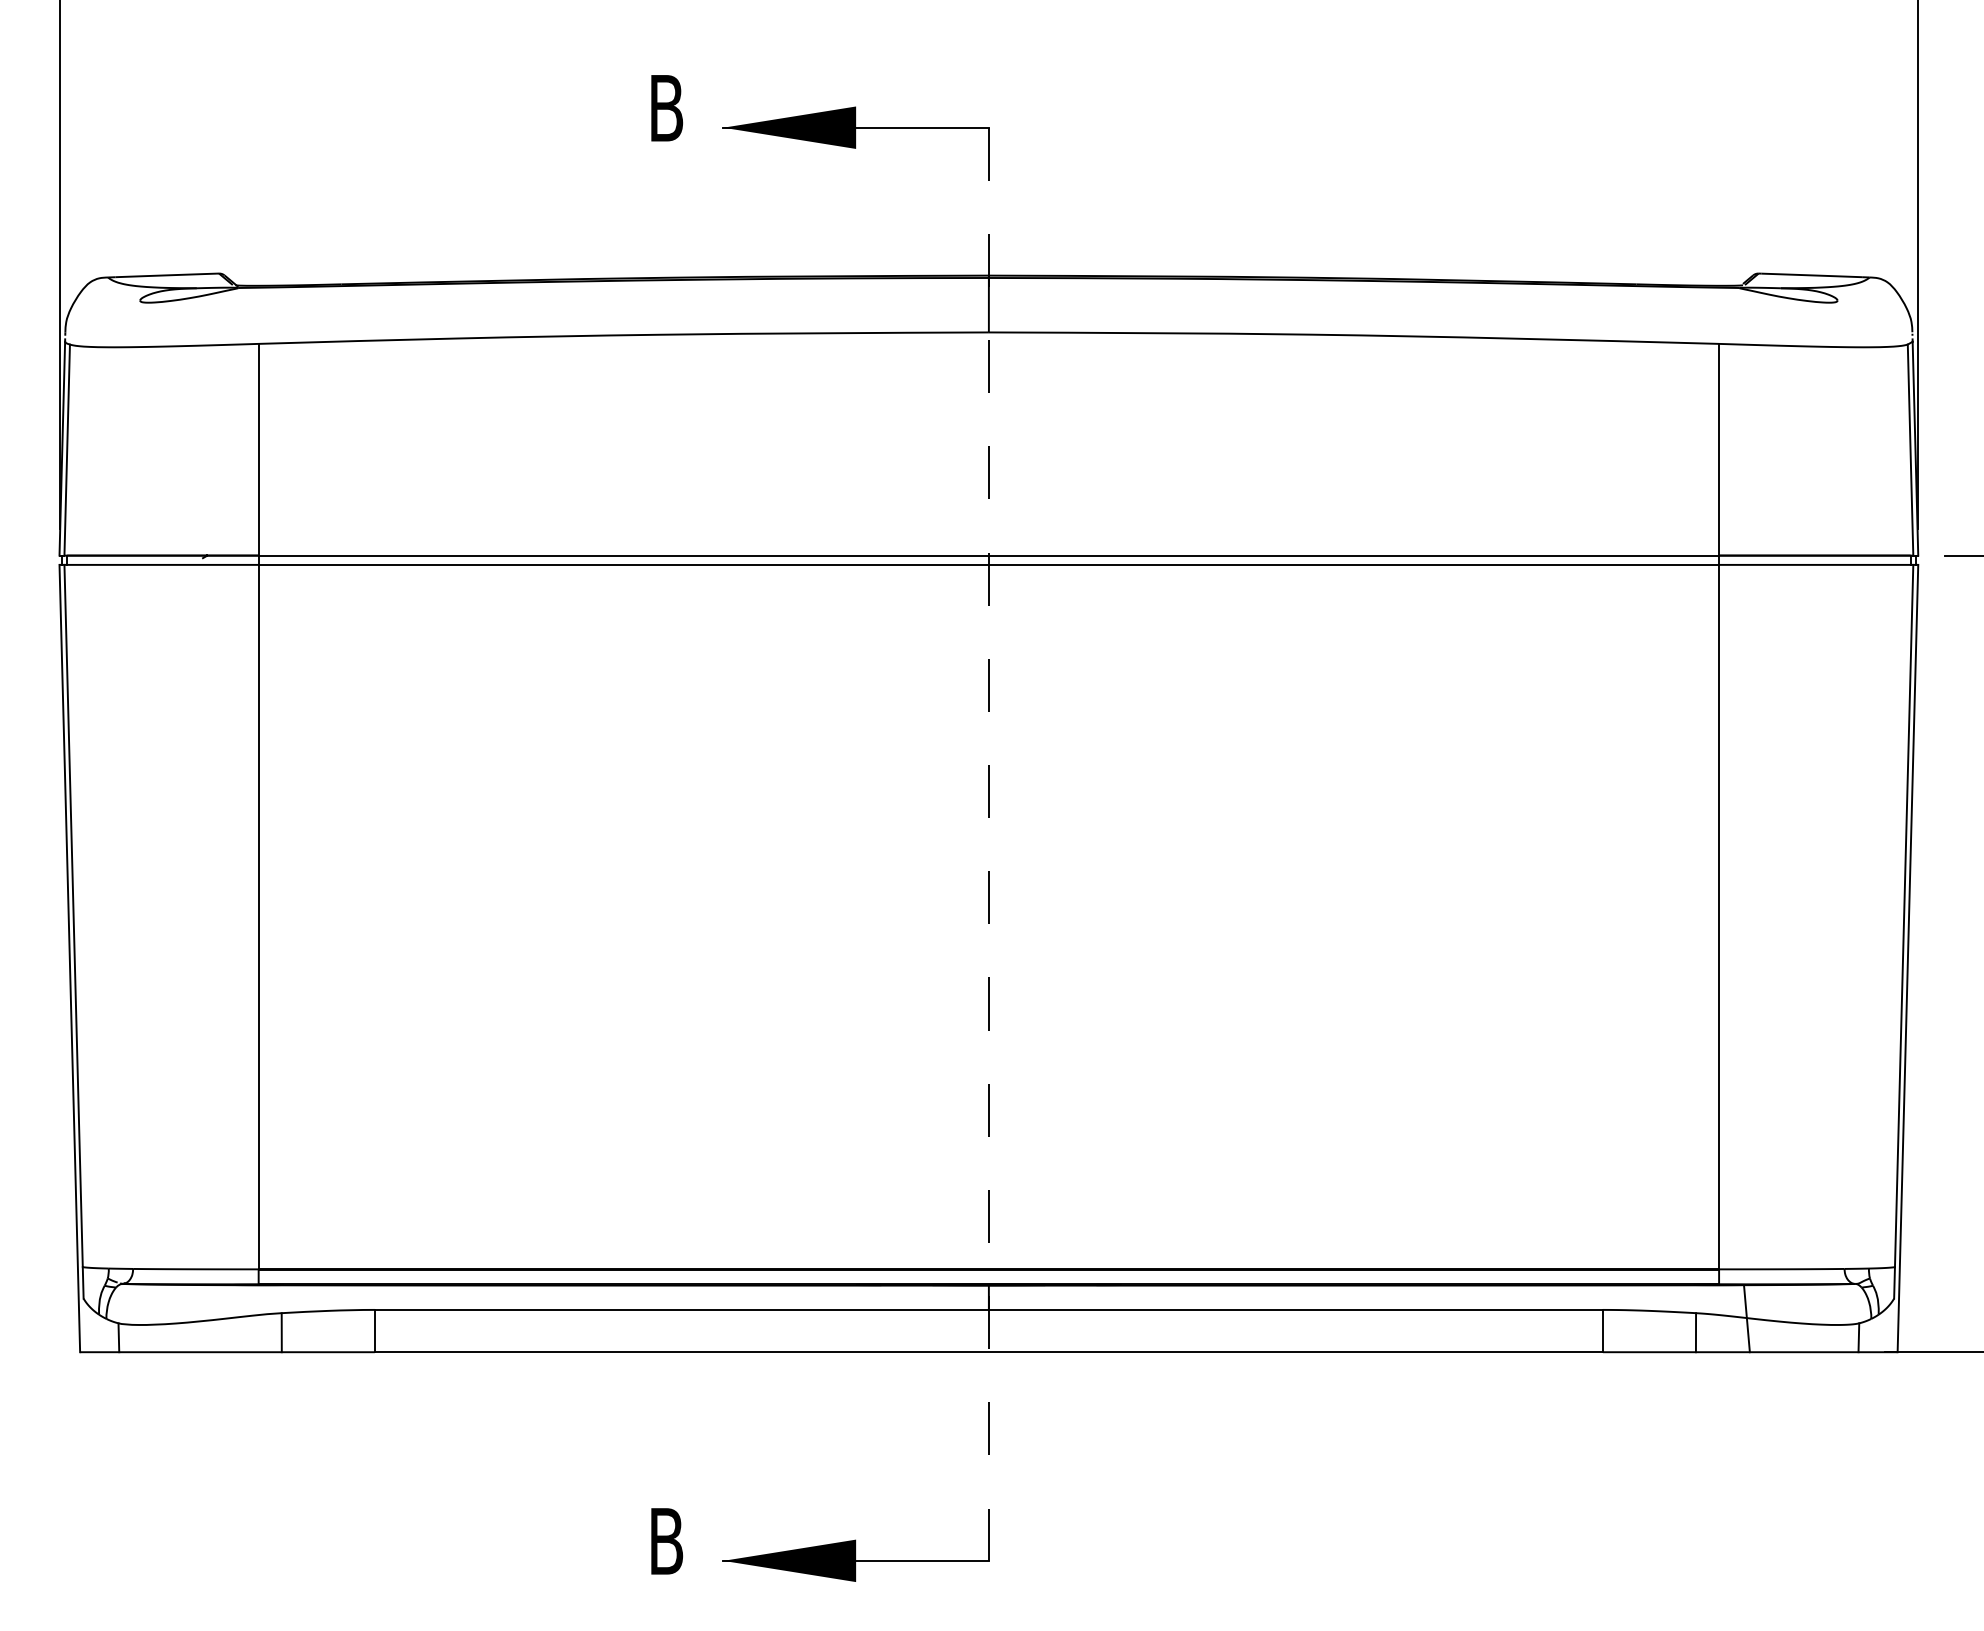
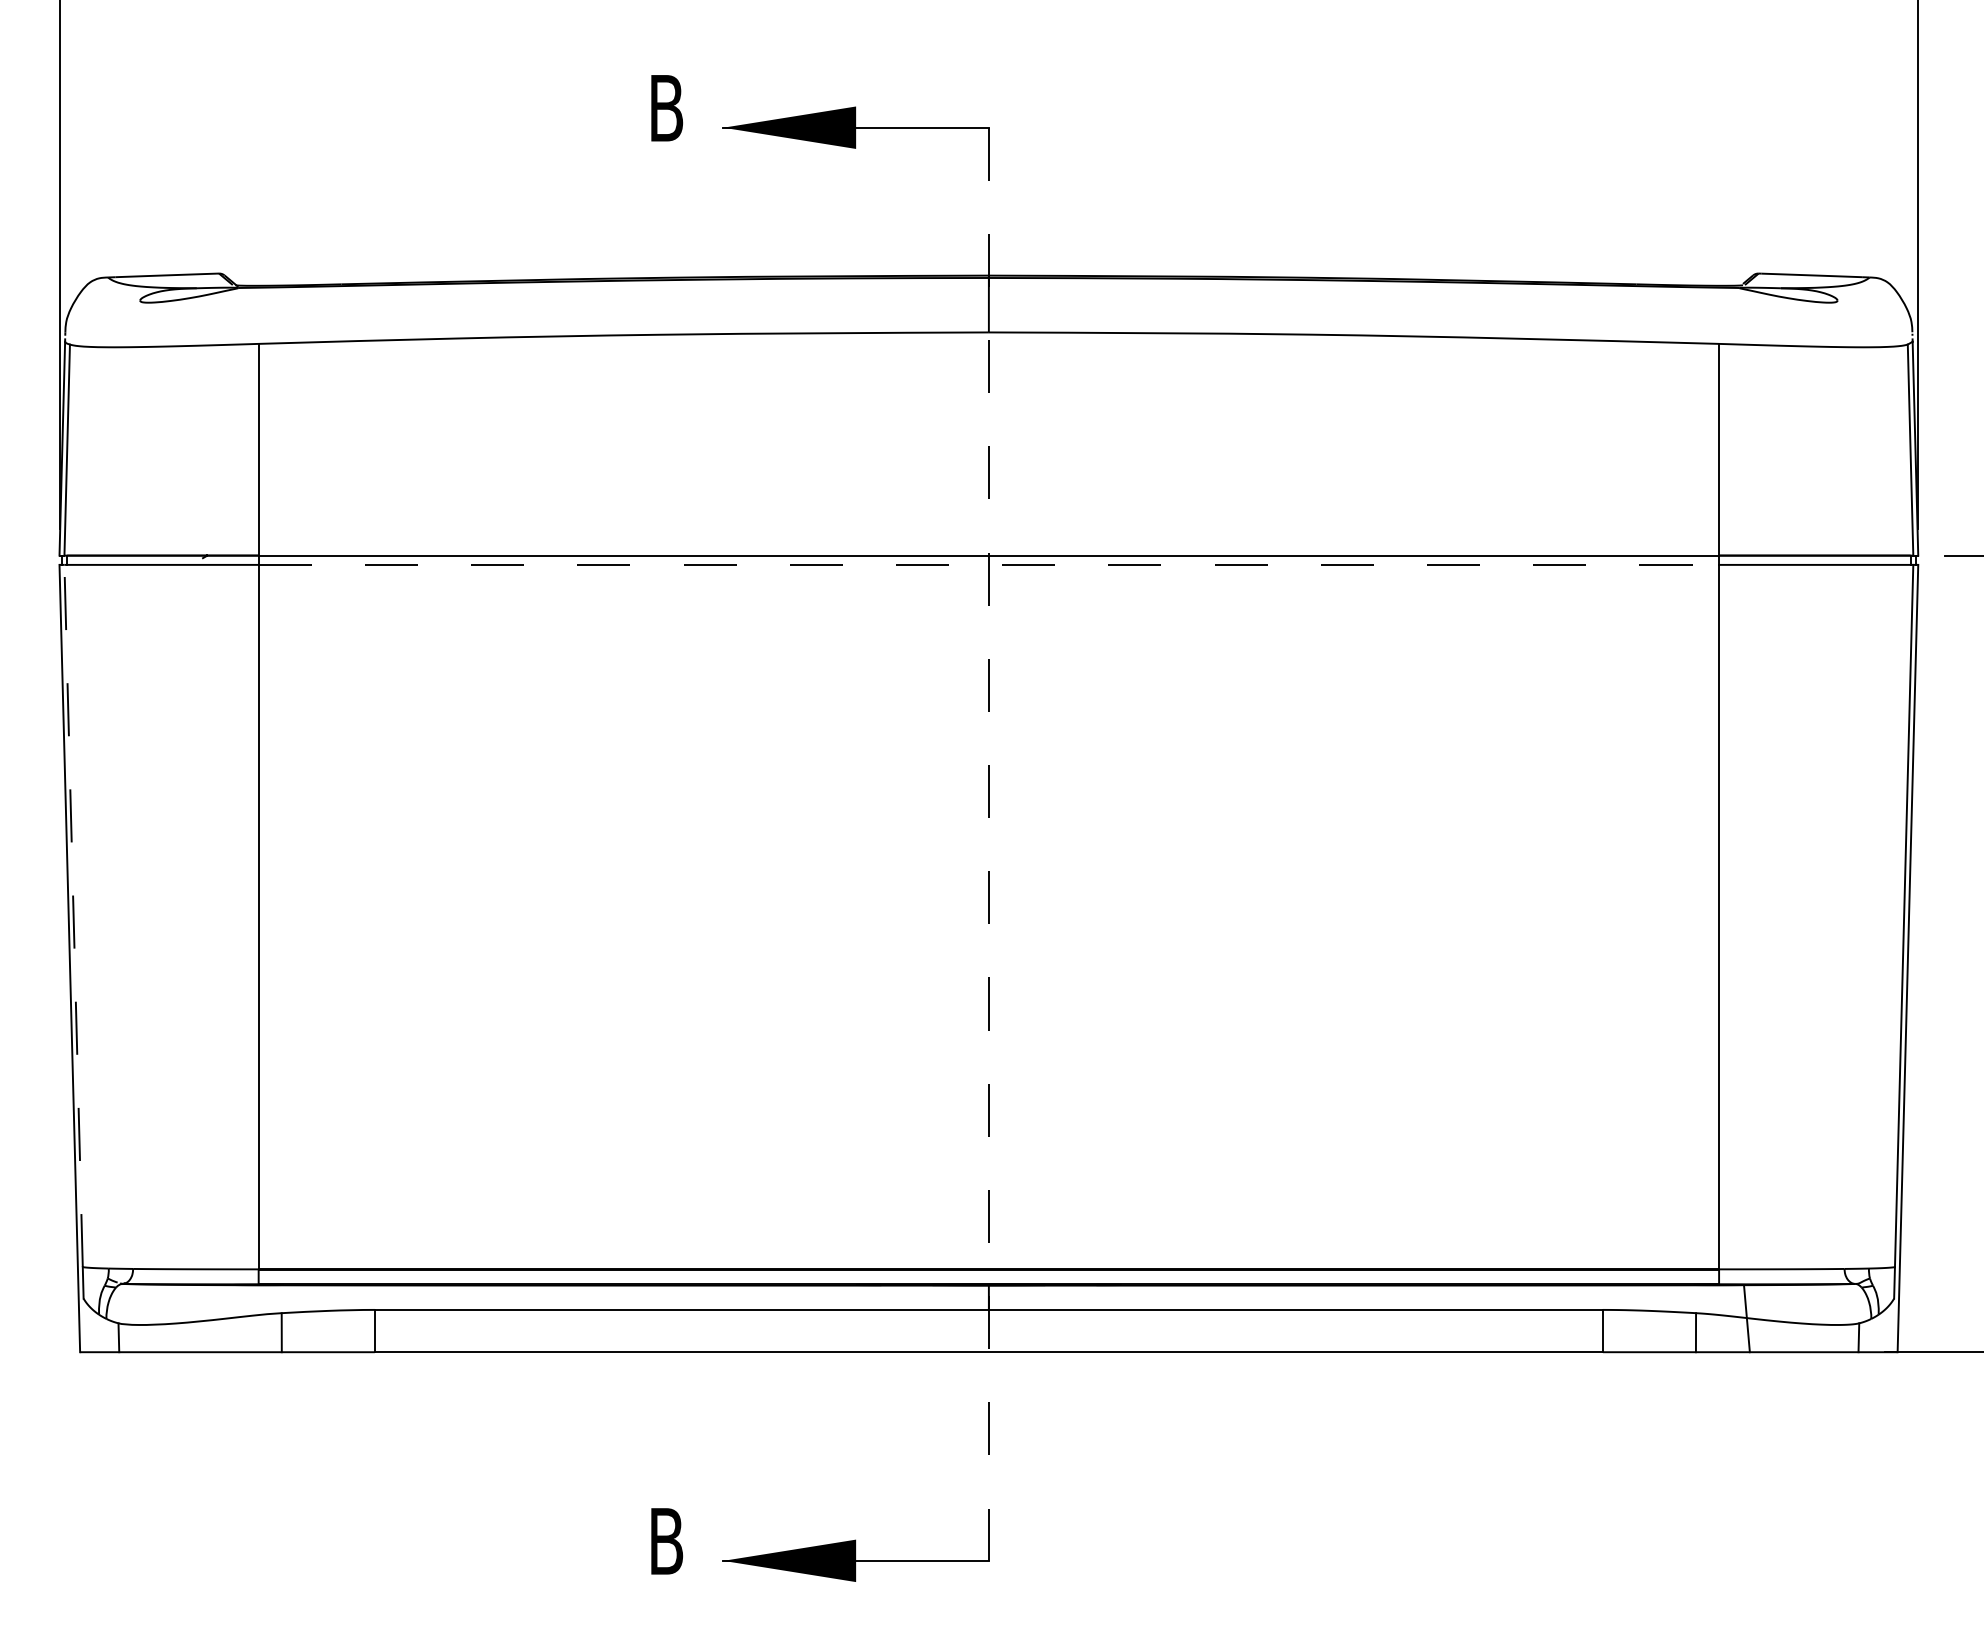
line: solid -> dashed (989, 564)
line: solid -> dashed (73, 915)
